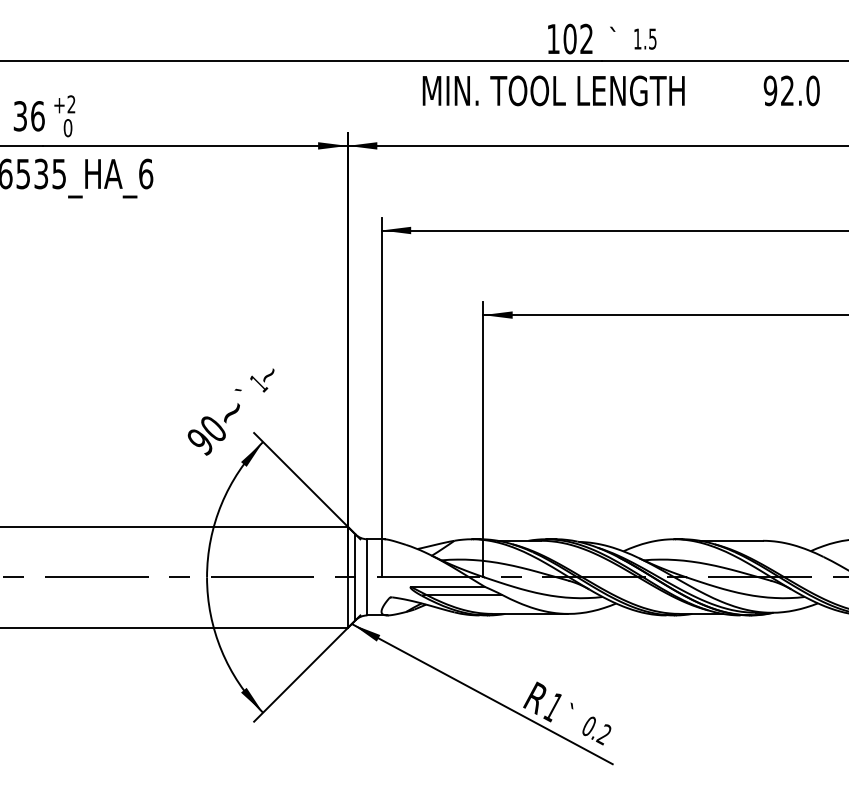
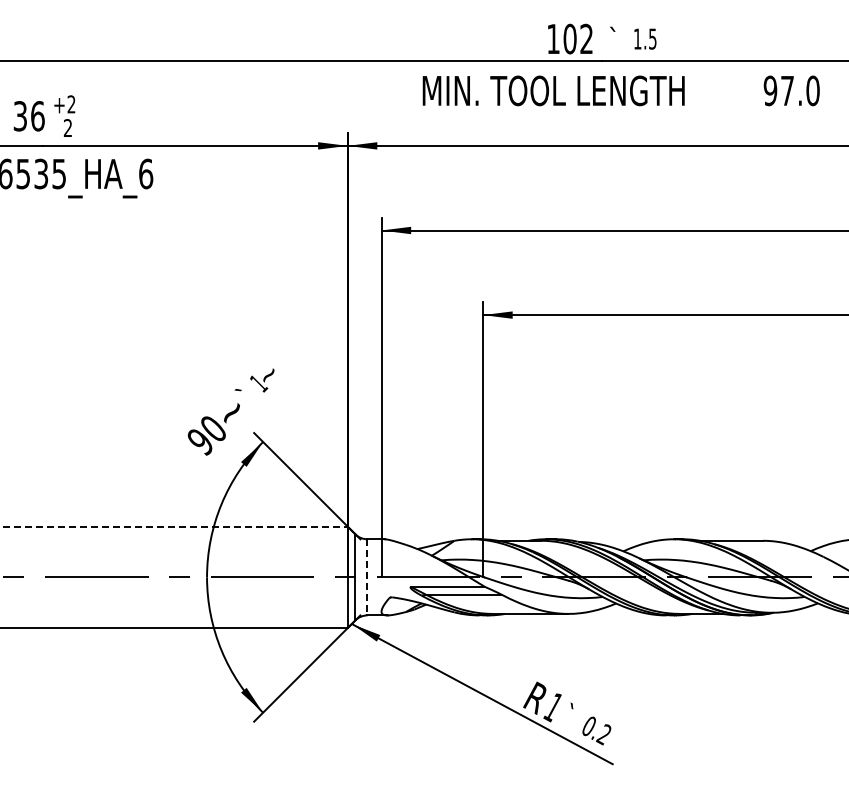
text: 92.0 -> 97.0 (787, 90)
text: 0 -> 2 (67, 128)
line: solid -> dashed (173, 526)
line: solid -> dashed (367, 577)
